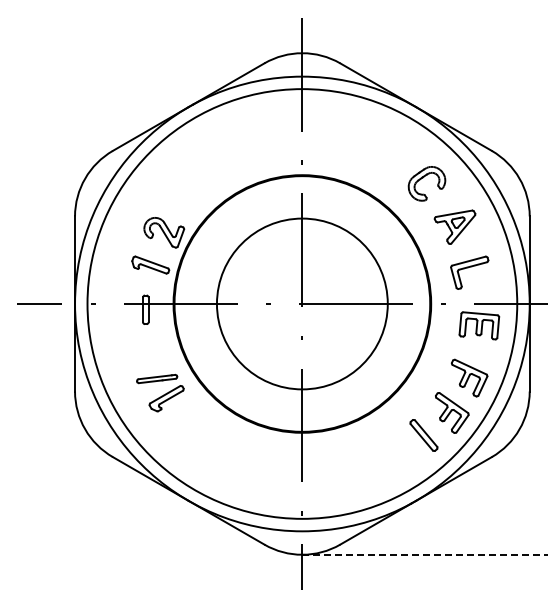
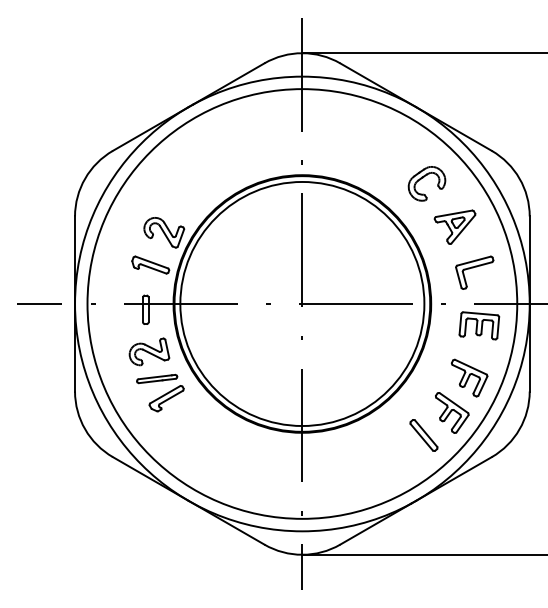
line: none -> present (423, 53)
part position: (469, 272) -> (474, 272) (474, 272)
circle diameter: 171 px -> 244 px (302, 303)
part: none -> present (149, 351)
line: dashed -> solid (425, 554)
